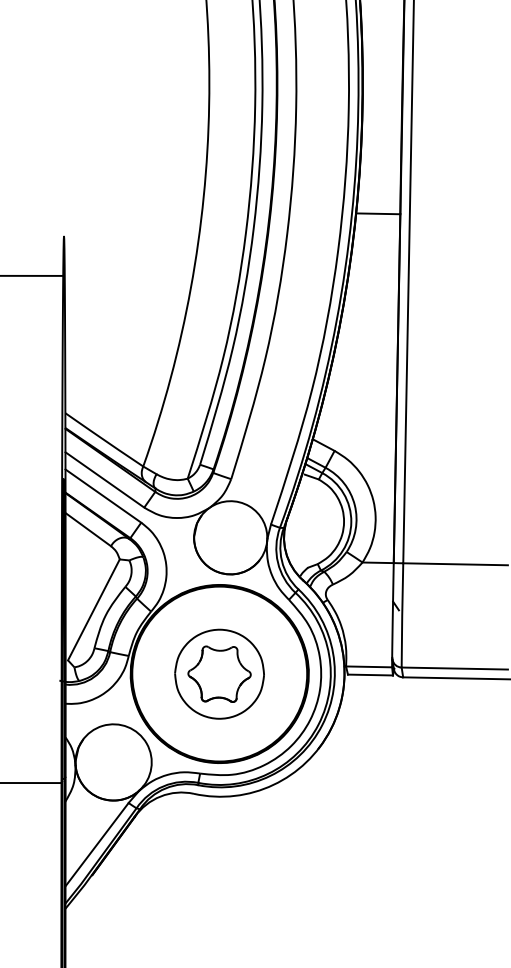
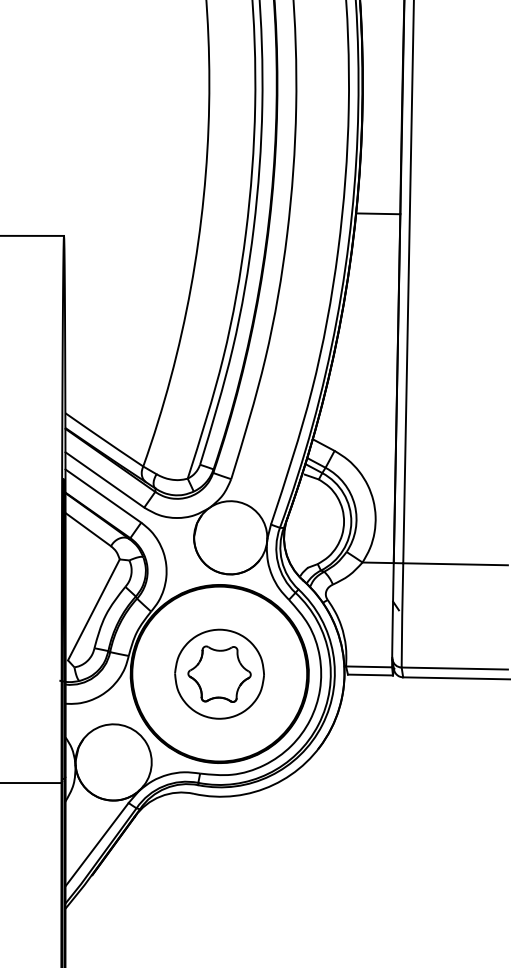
line position: (33, 275) -> (33, 235) (33, 235)
